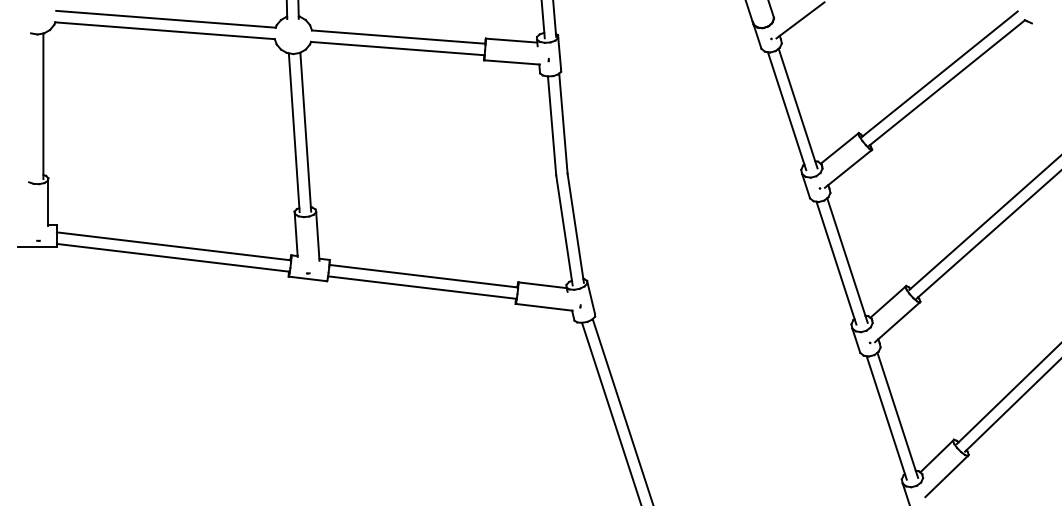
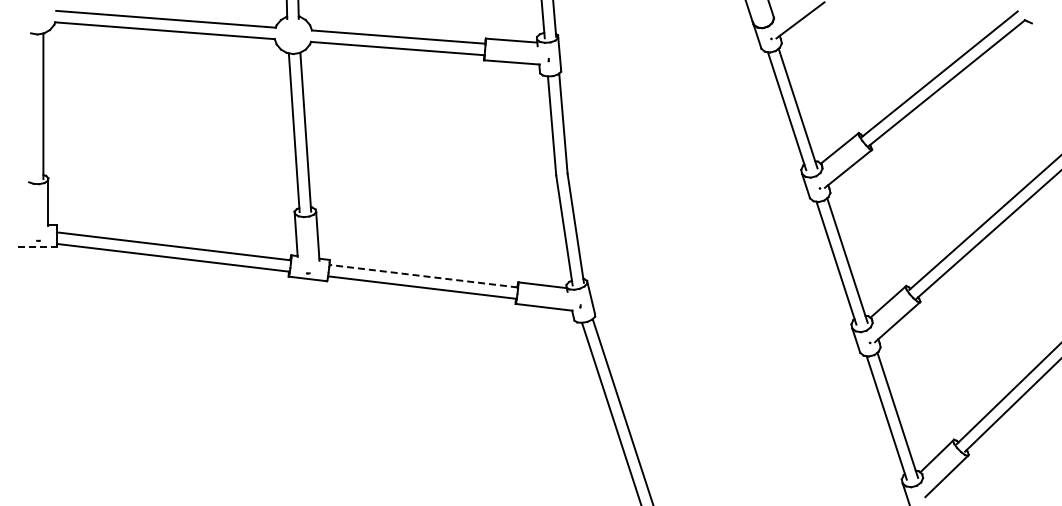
line: solid -> dashed (38, 246)
line: solid -> dashed (423, 276)
